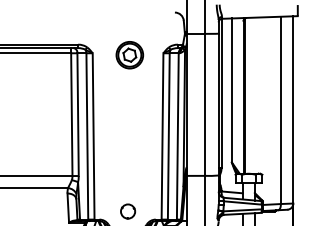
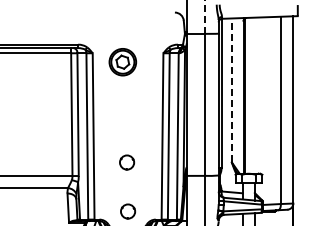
line: solid -> dashed (205, 16)
part position: (129, 55) -> (122, 62) (122, 62)
line: solid -> dashed (231, 90)
circle: none -> present (127, 162)
